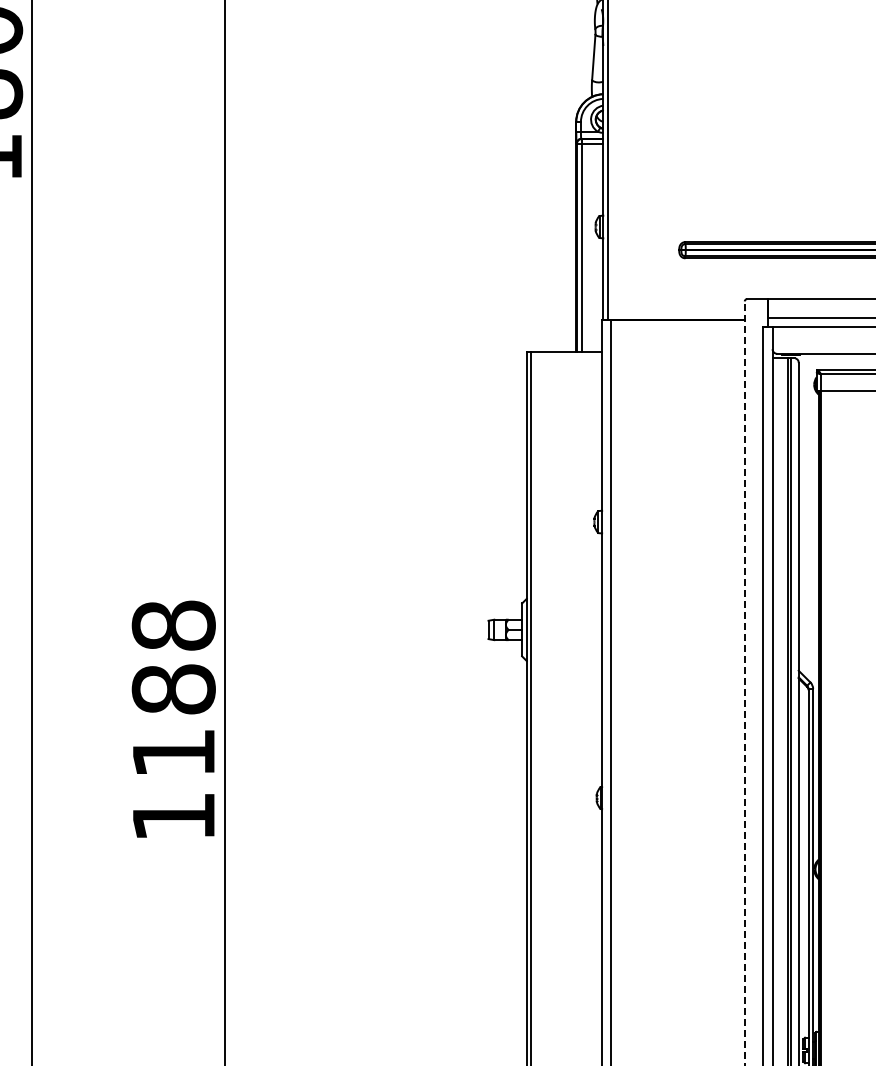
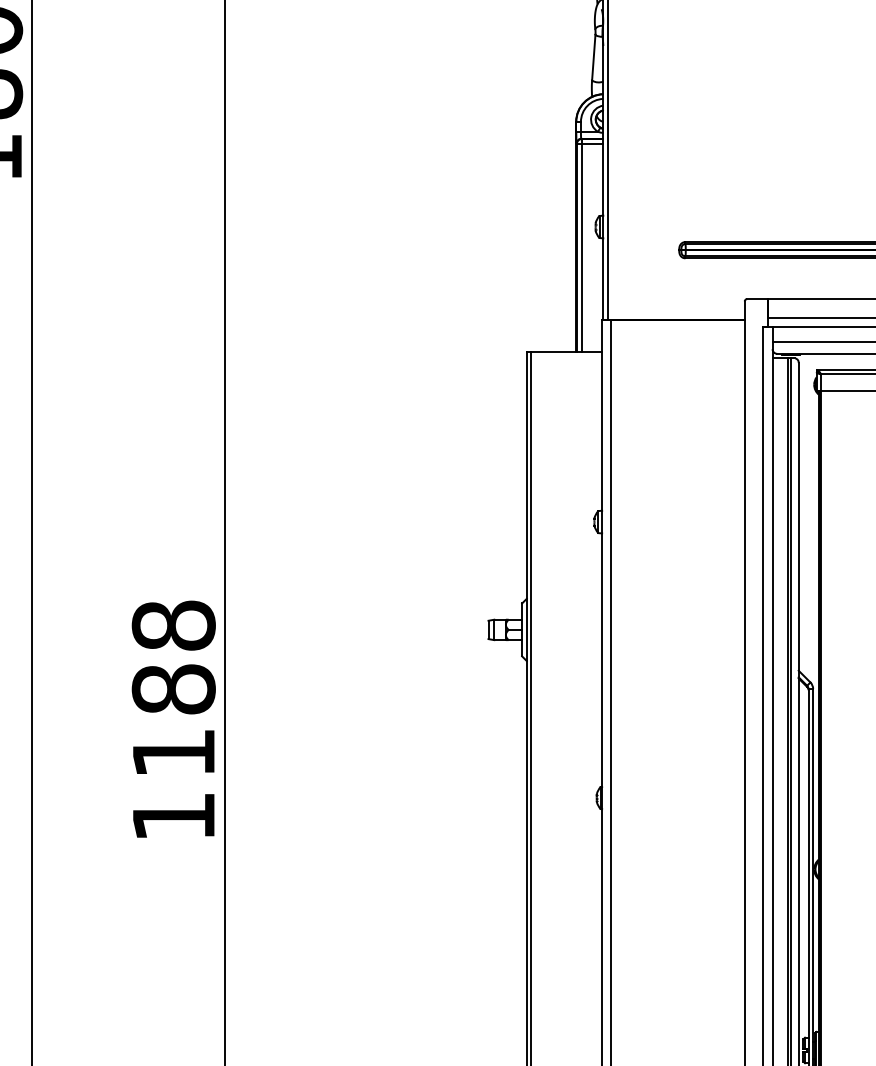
line: none -> present (822, 342)
line: dashed -> solid (744, 683)
